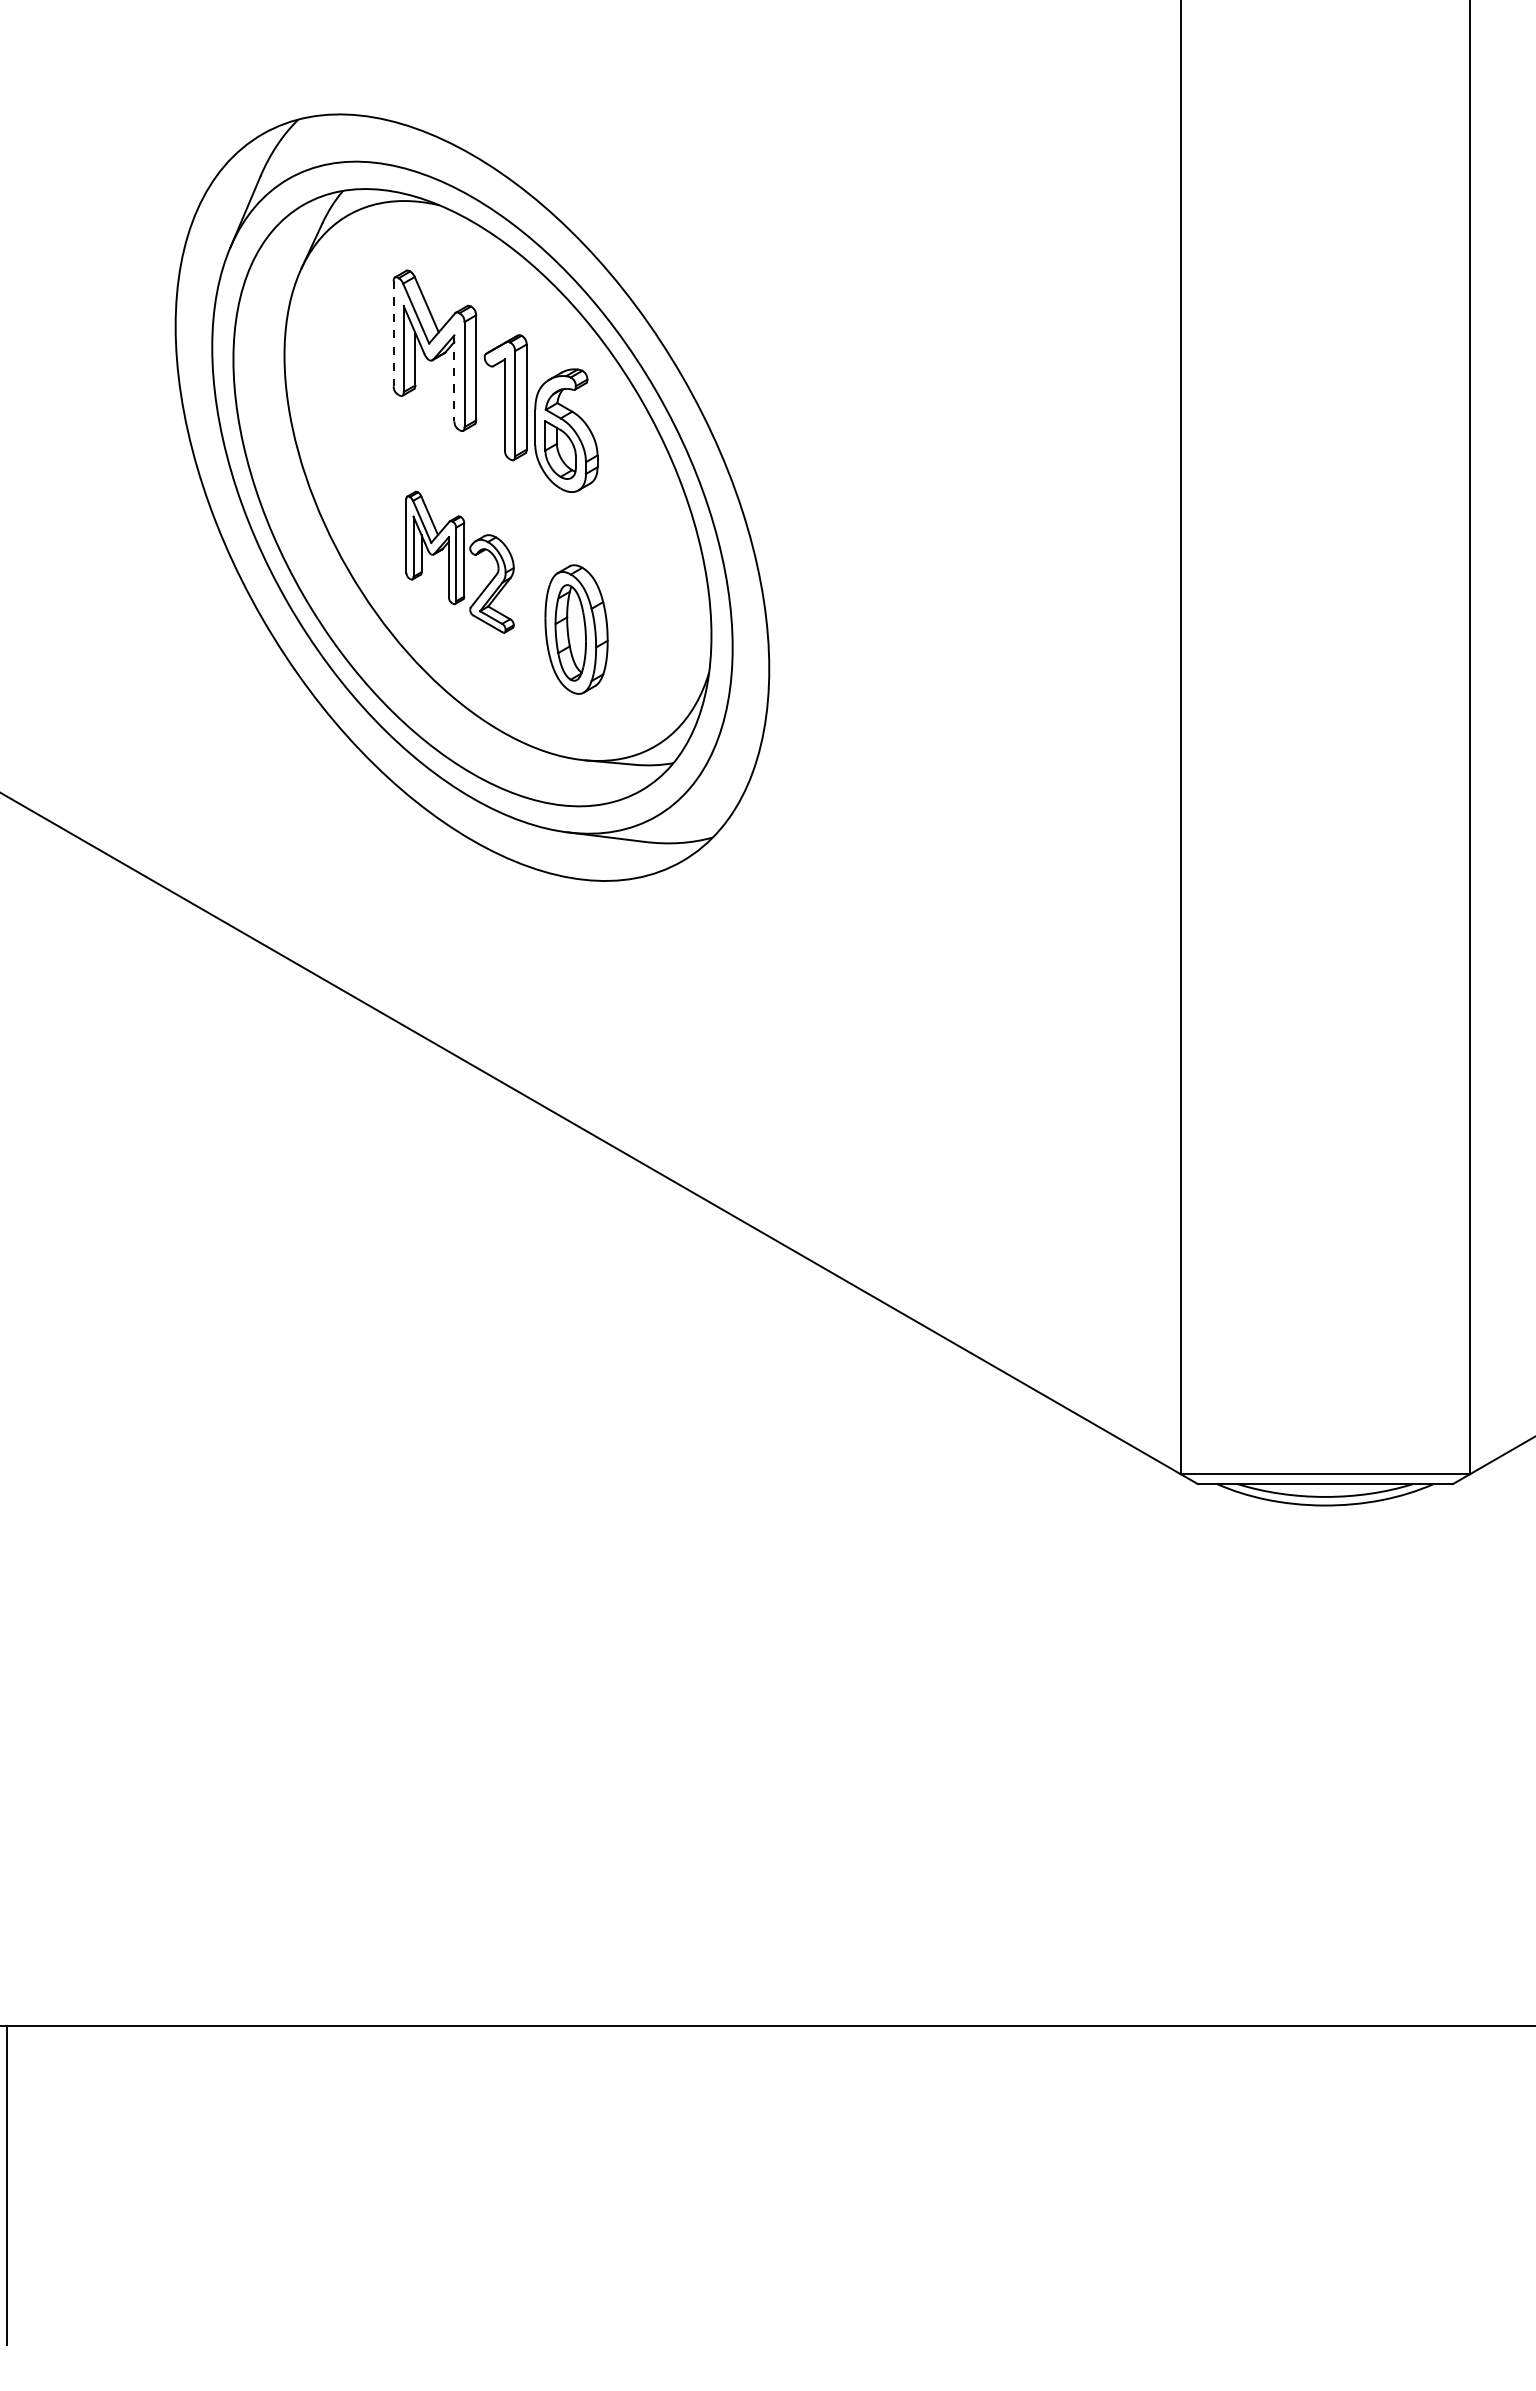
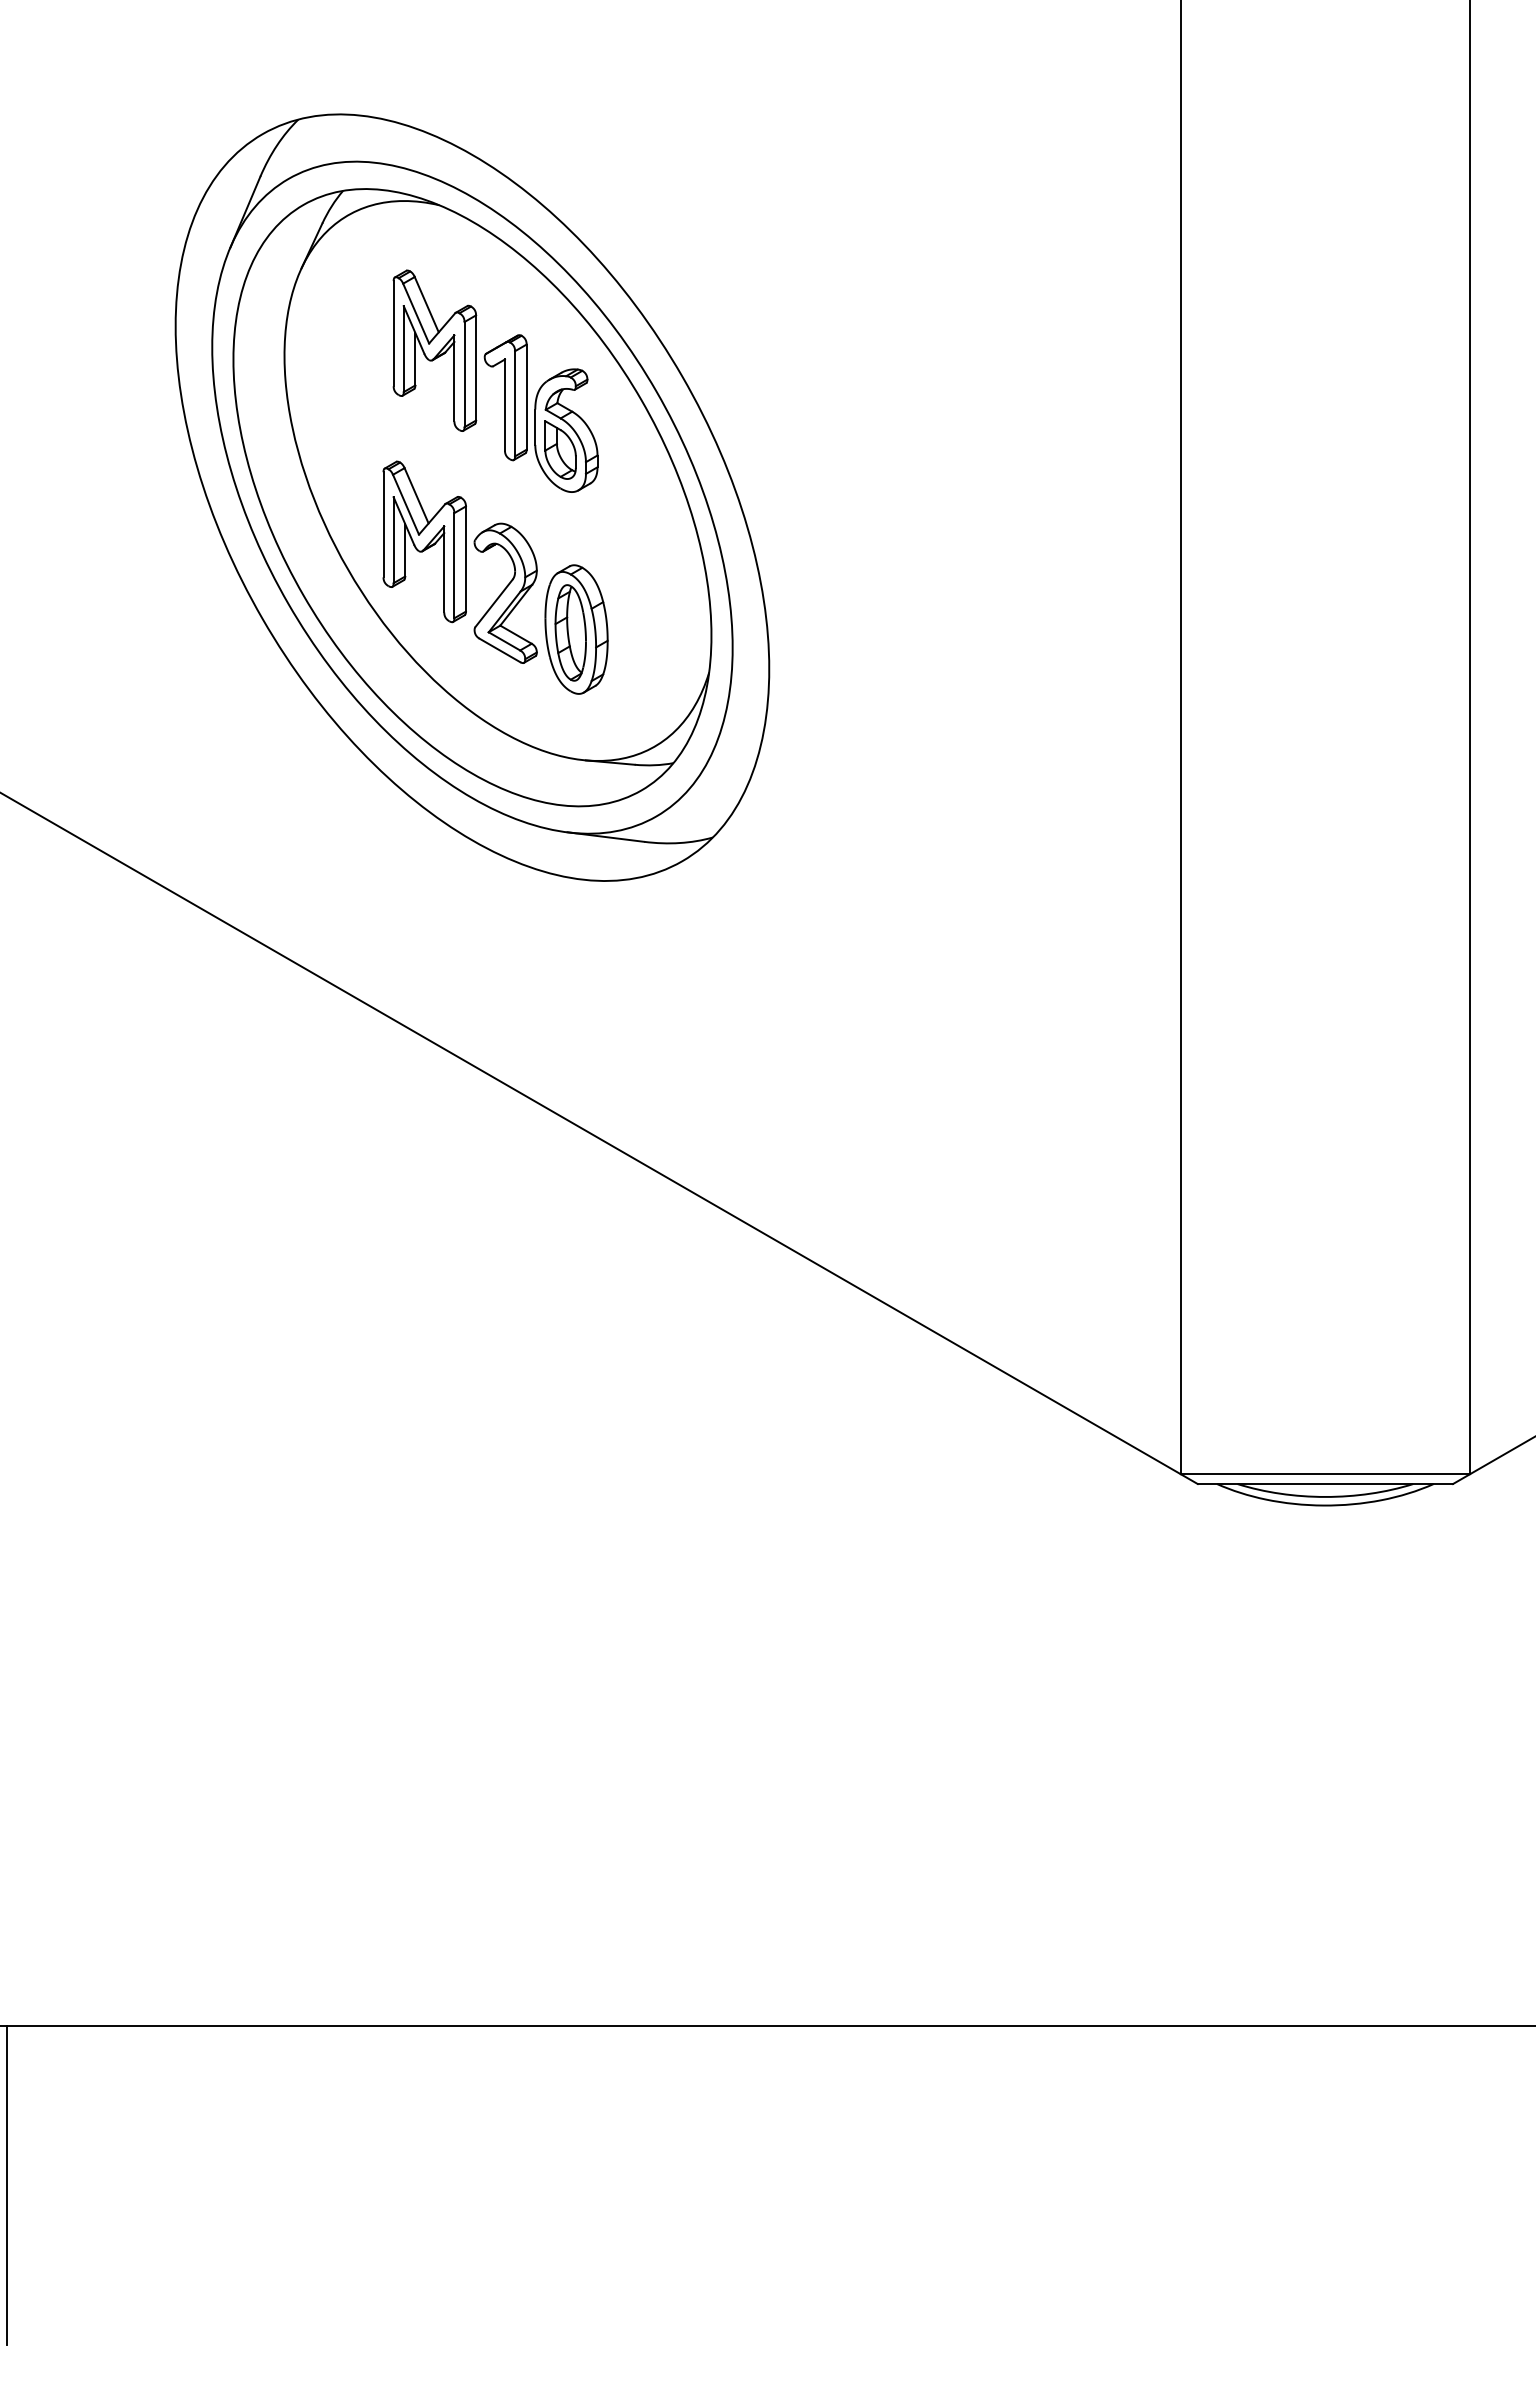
line: dashed -> solid (393, 333)
line: dashed -> solid (454, 378)
part size: 110x144 px -> 156x204 px (459, 561)
